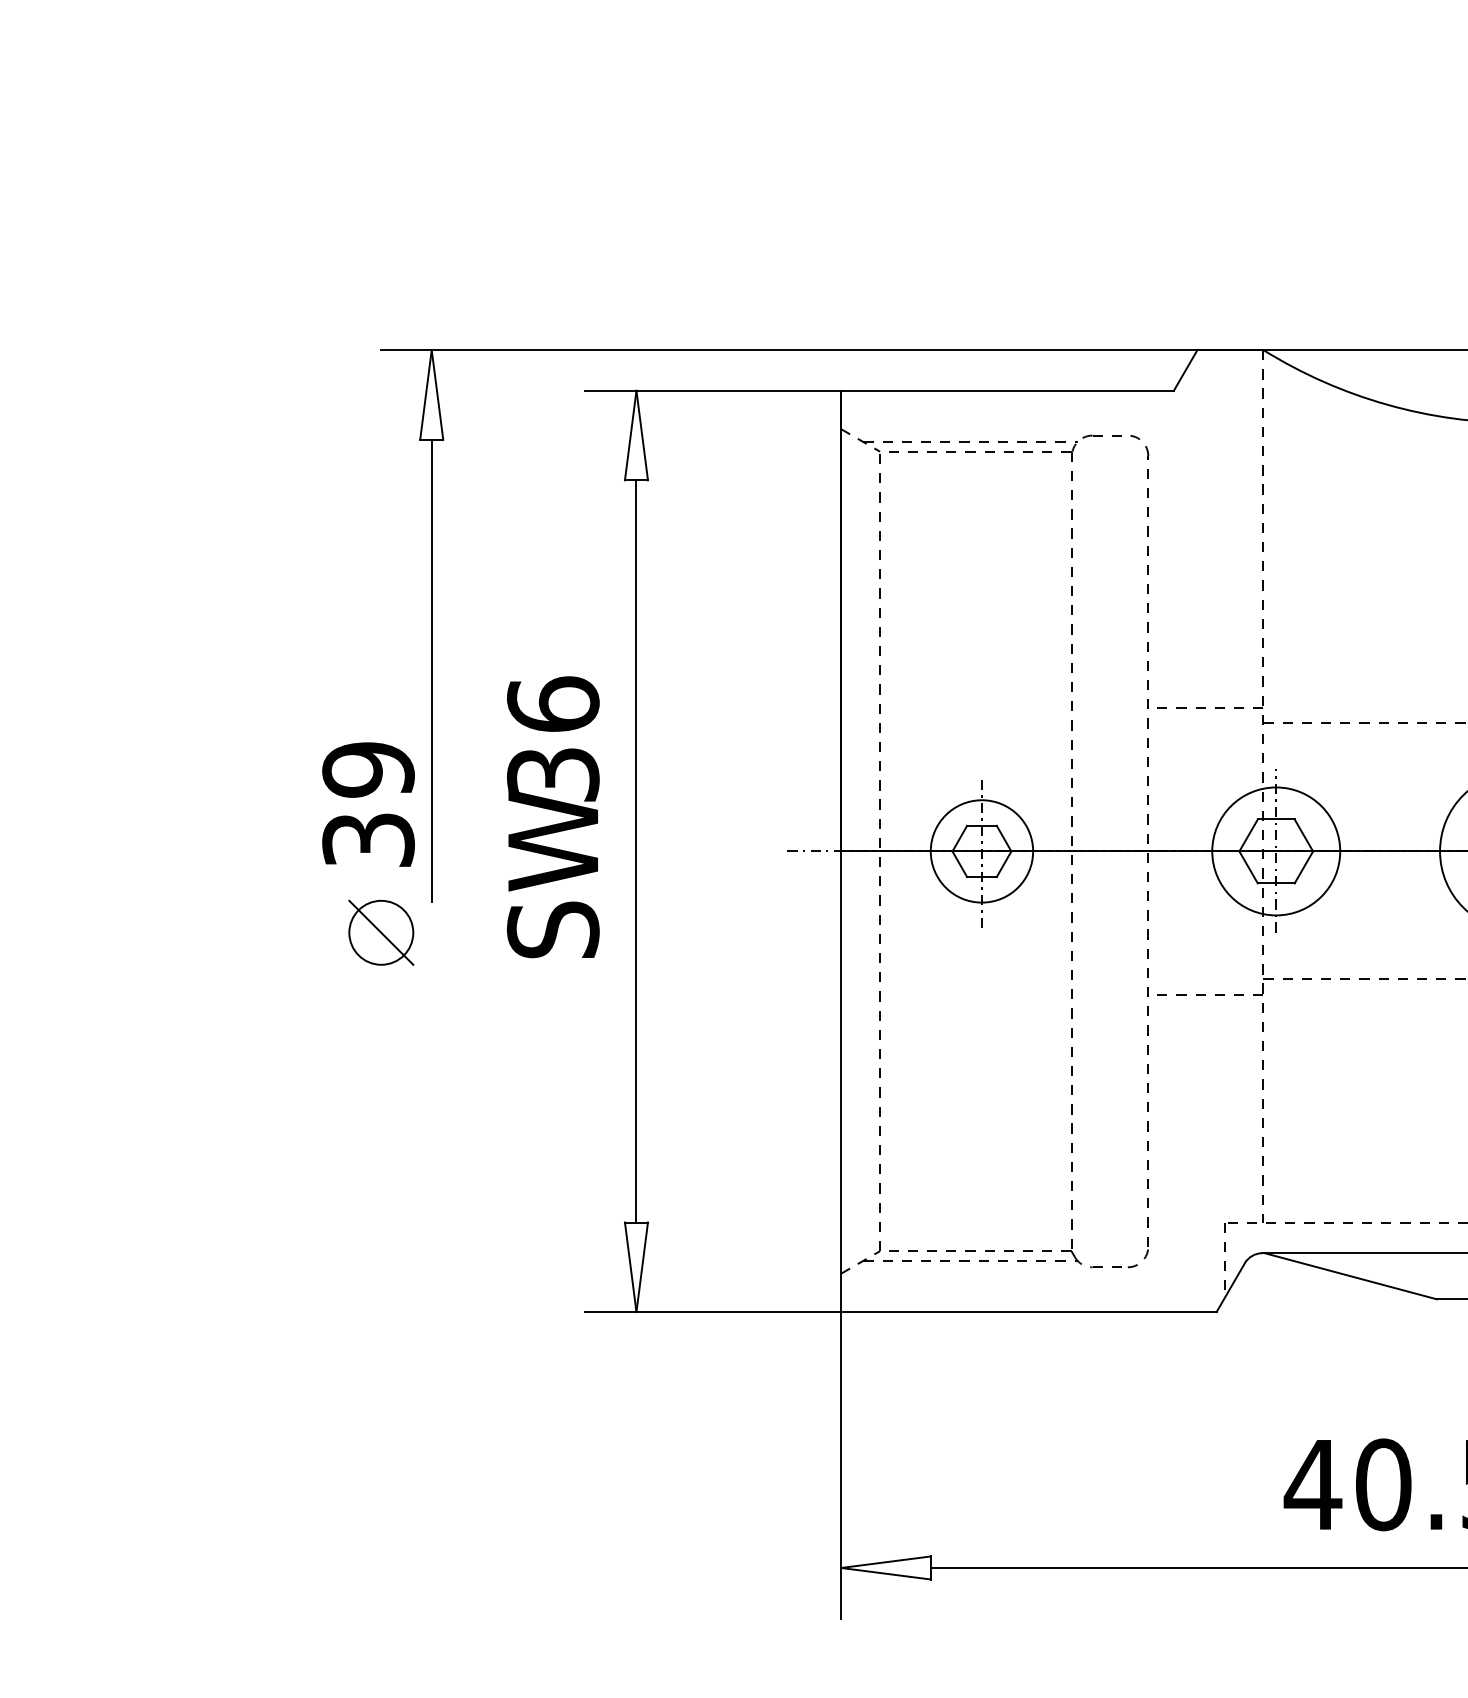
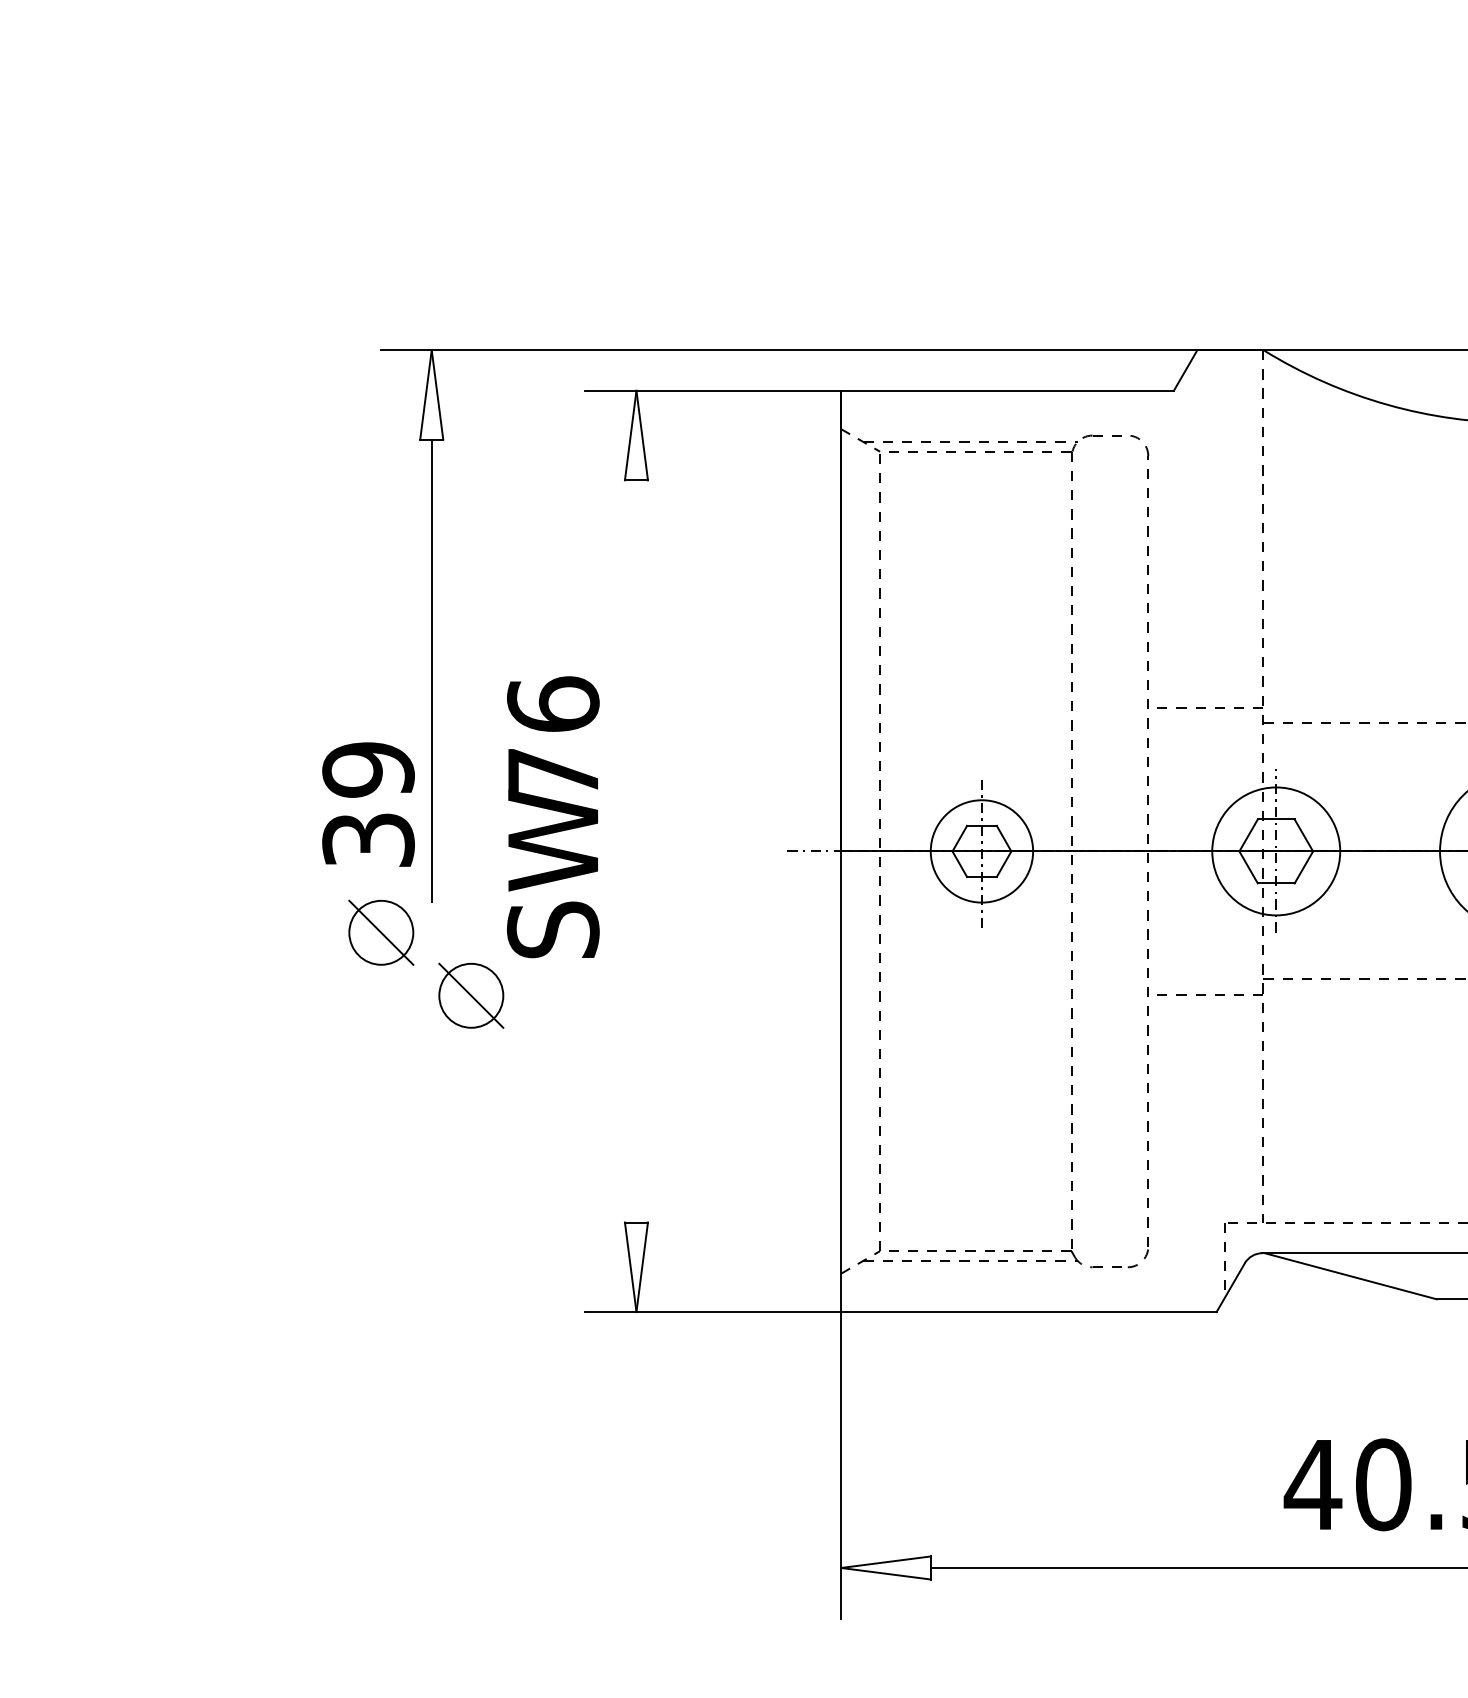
text: 36 -> 76 (553, 774)
line: present -> none (636, 851)
part: none -> present (471, 995)
